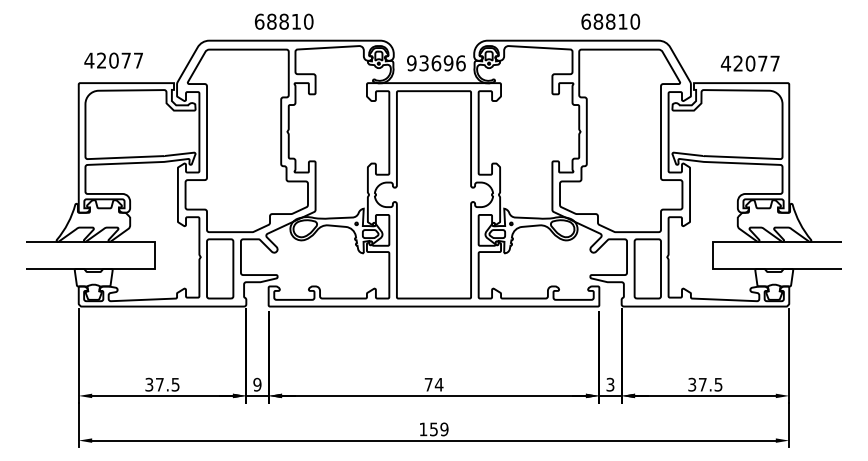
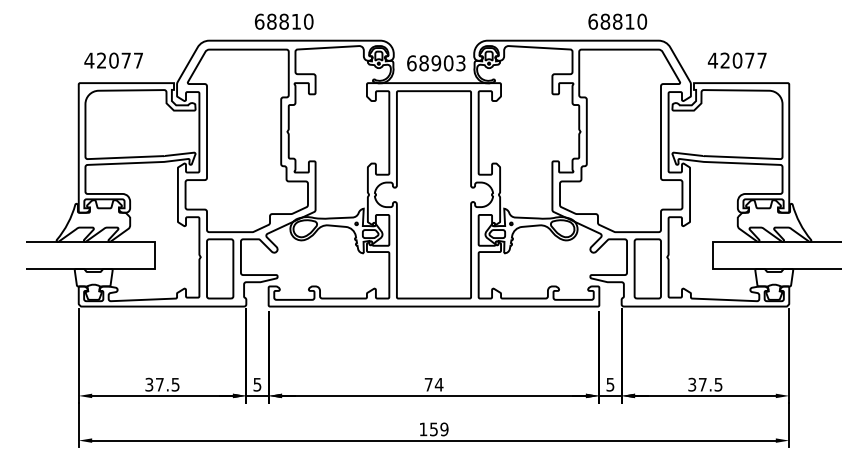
text position: (610, 21) -> (617, 21) (617, 21)
text: 93696 -> 68903 (436, 63)
text position: (749, 63) -> (736, 60) (736, 60)
text: 3 -> 5 (610, 383)
text: 9 -> 5 (257, 384)
